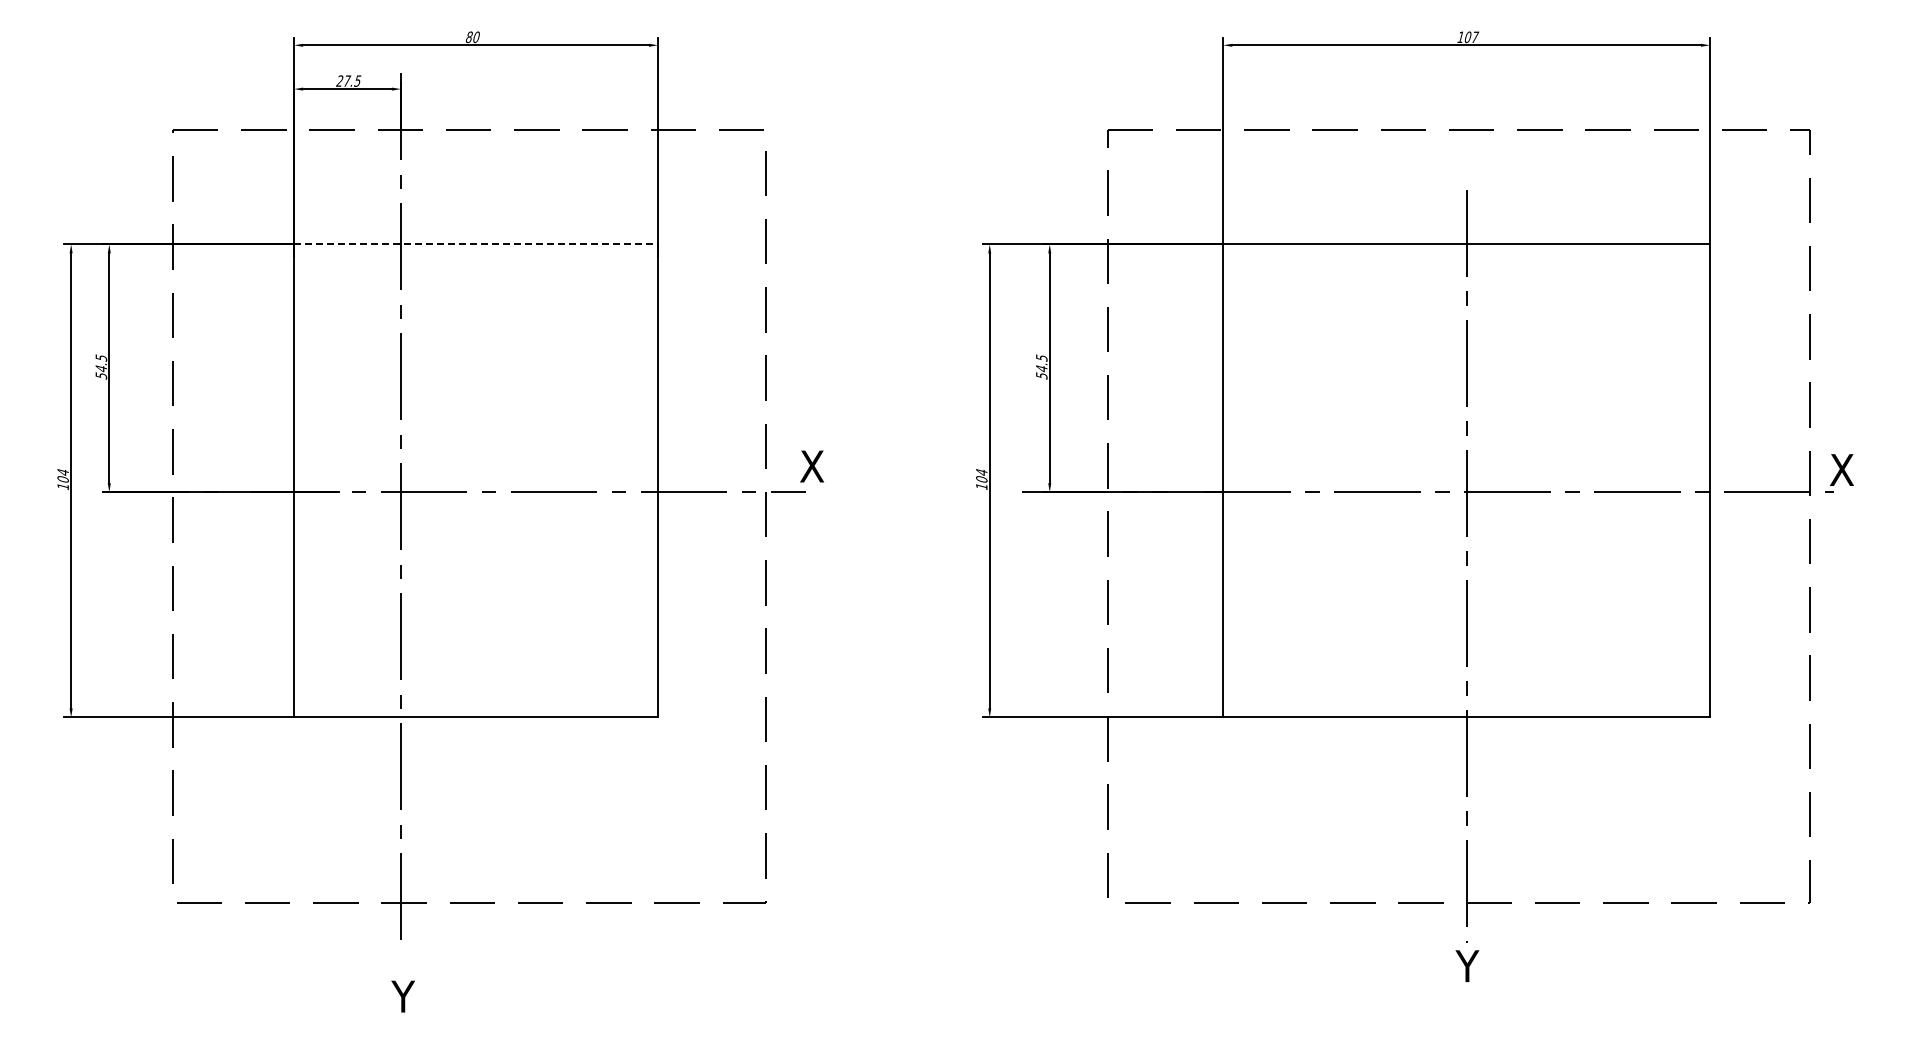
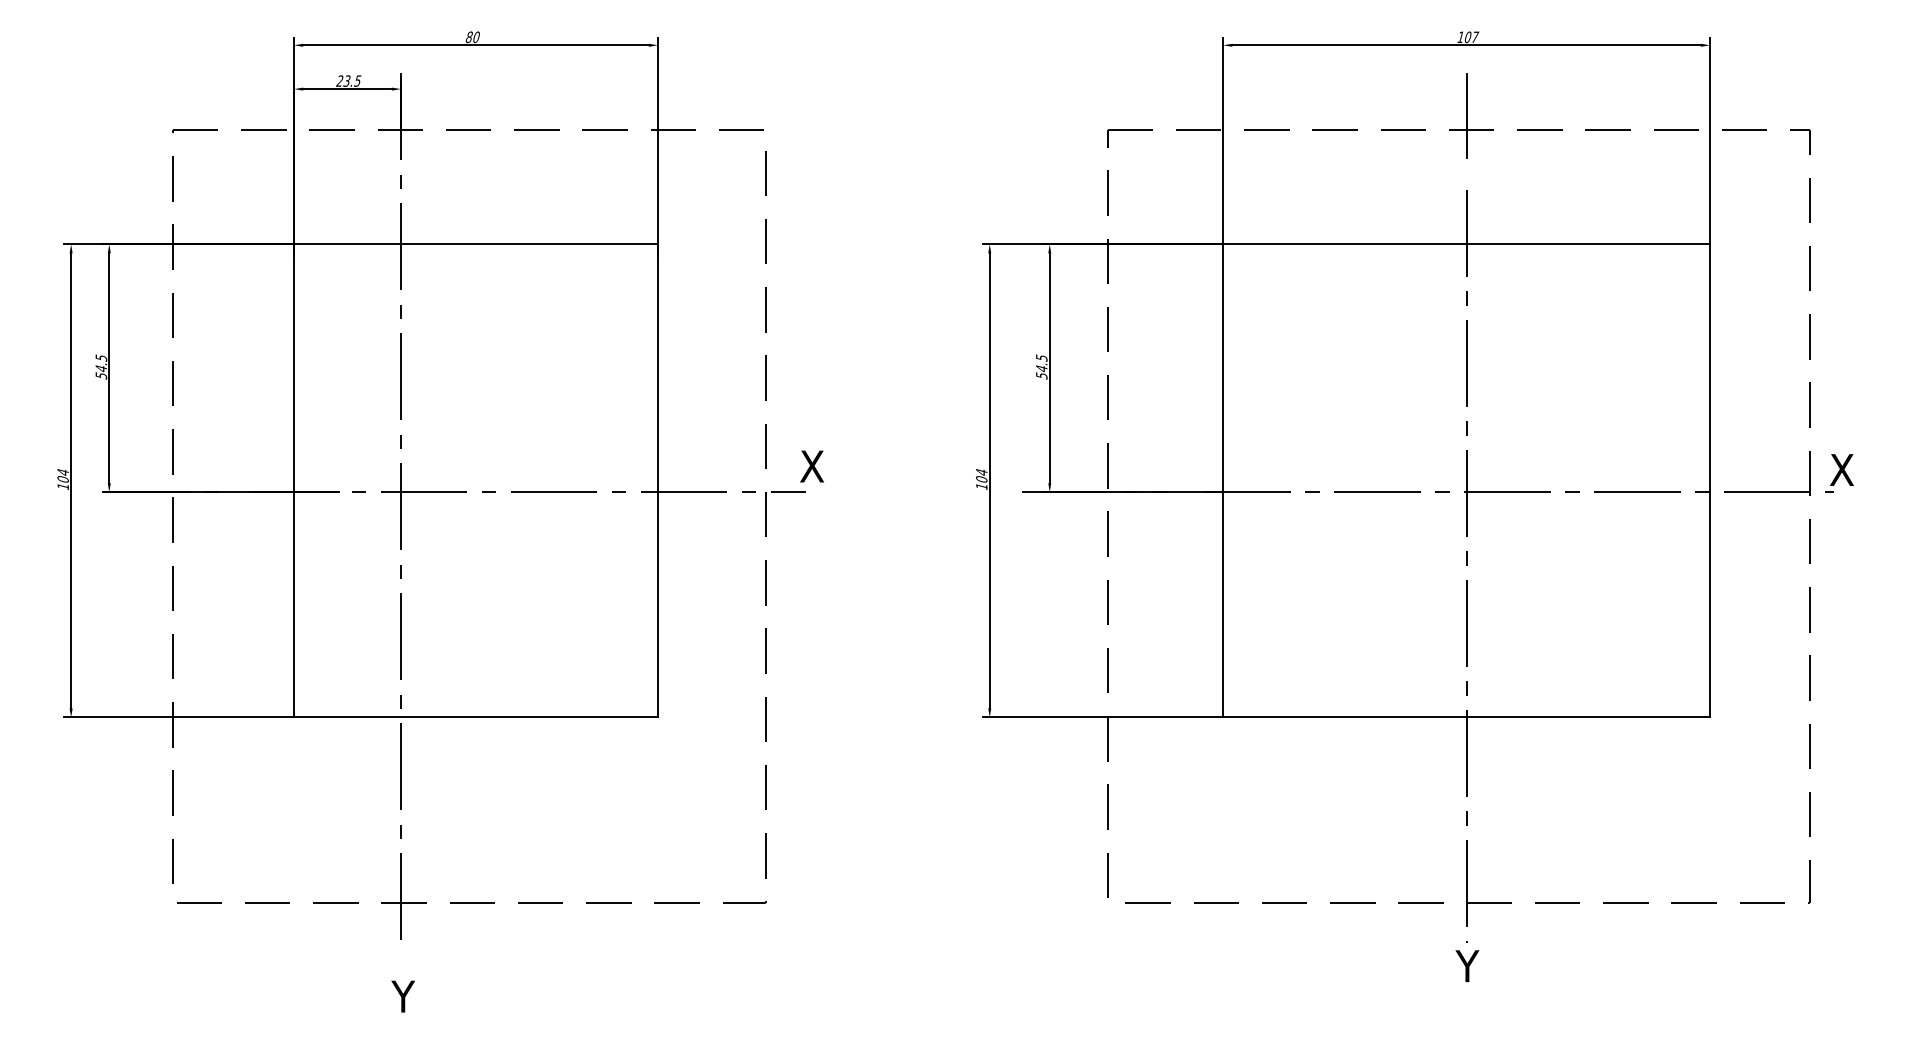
text: 27.5 -> 23.5 (347, 80)
line: none -> present (1466, 116)
line: dashed -> solid (476, 244)
